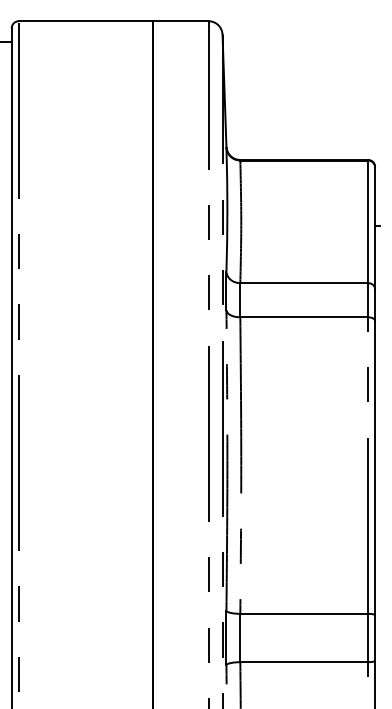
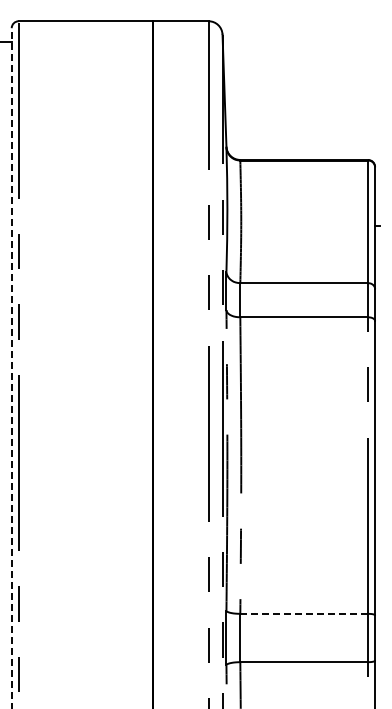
line: solid -> dashed (11, 368)
line: solid -> dashed (304, 613)
